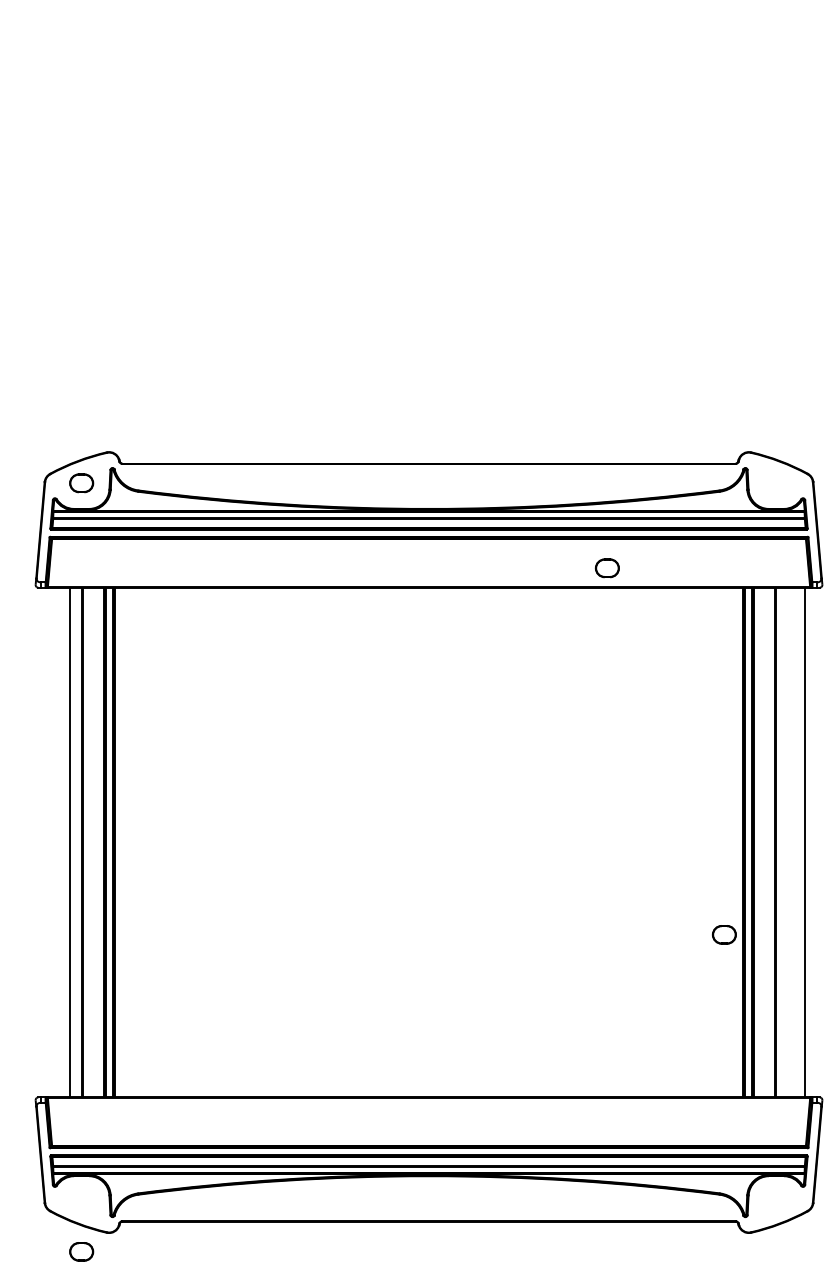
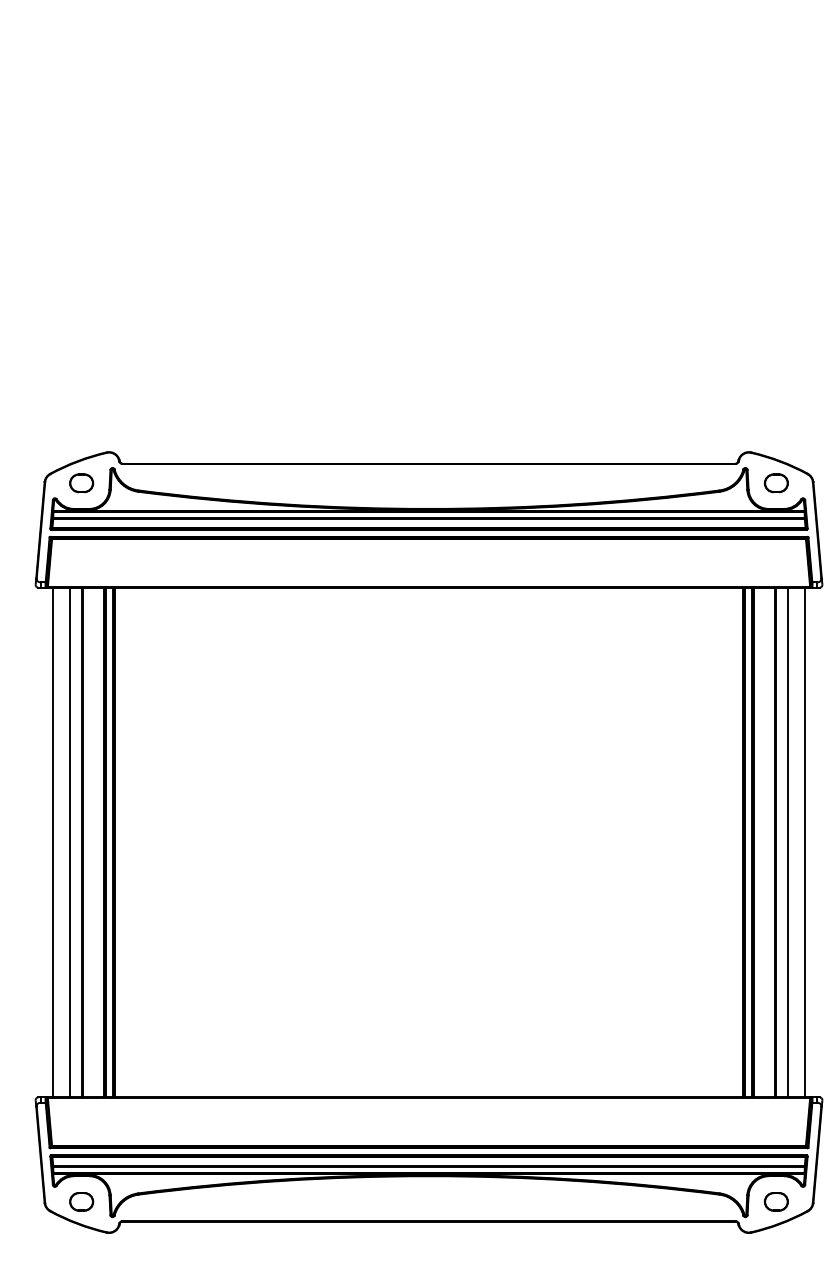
part position: (606, 568) -> (775, 483) (775, 483)
line: none -> present (52, 842)
line: none -> present (788, 842)
part position: (724, 934) -> (776, 1201) (776, 1201)
part position: (81, 1251) -> (81, 1201) (81, 1201)
